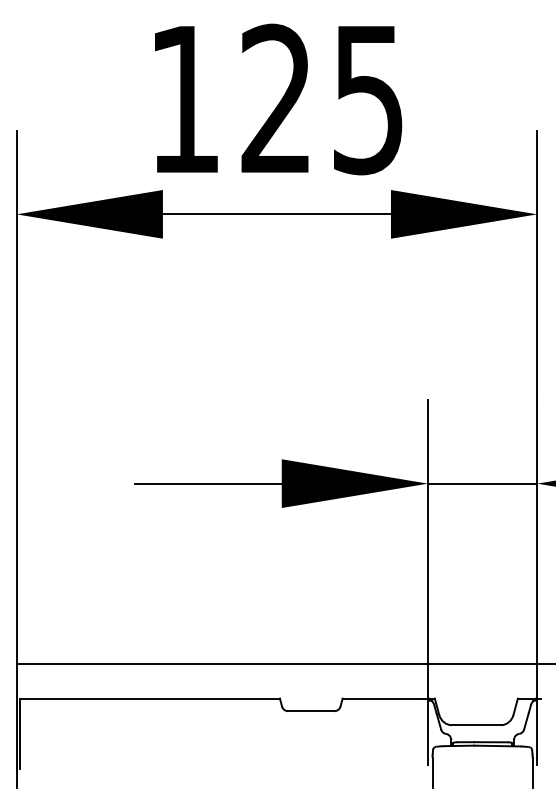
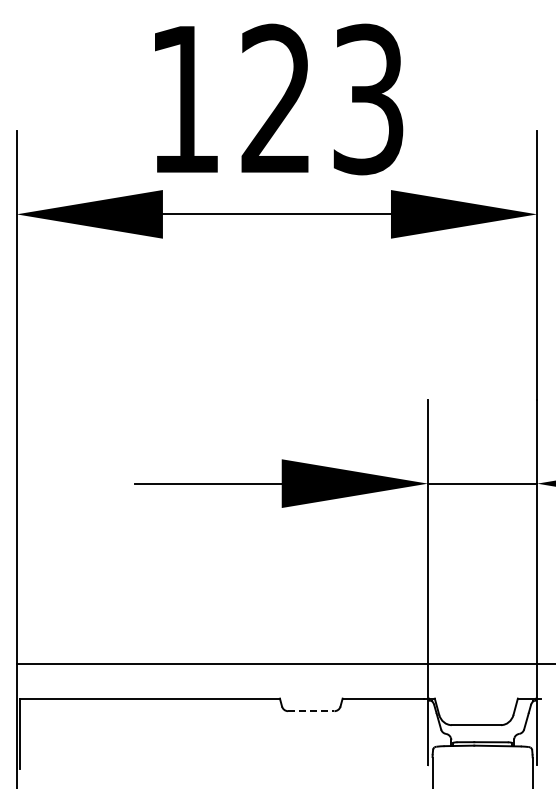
text: 125 -> 123 (368, 98)
line: solid -> dashed (311, 711)
